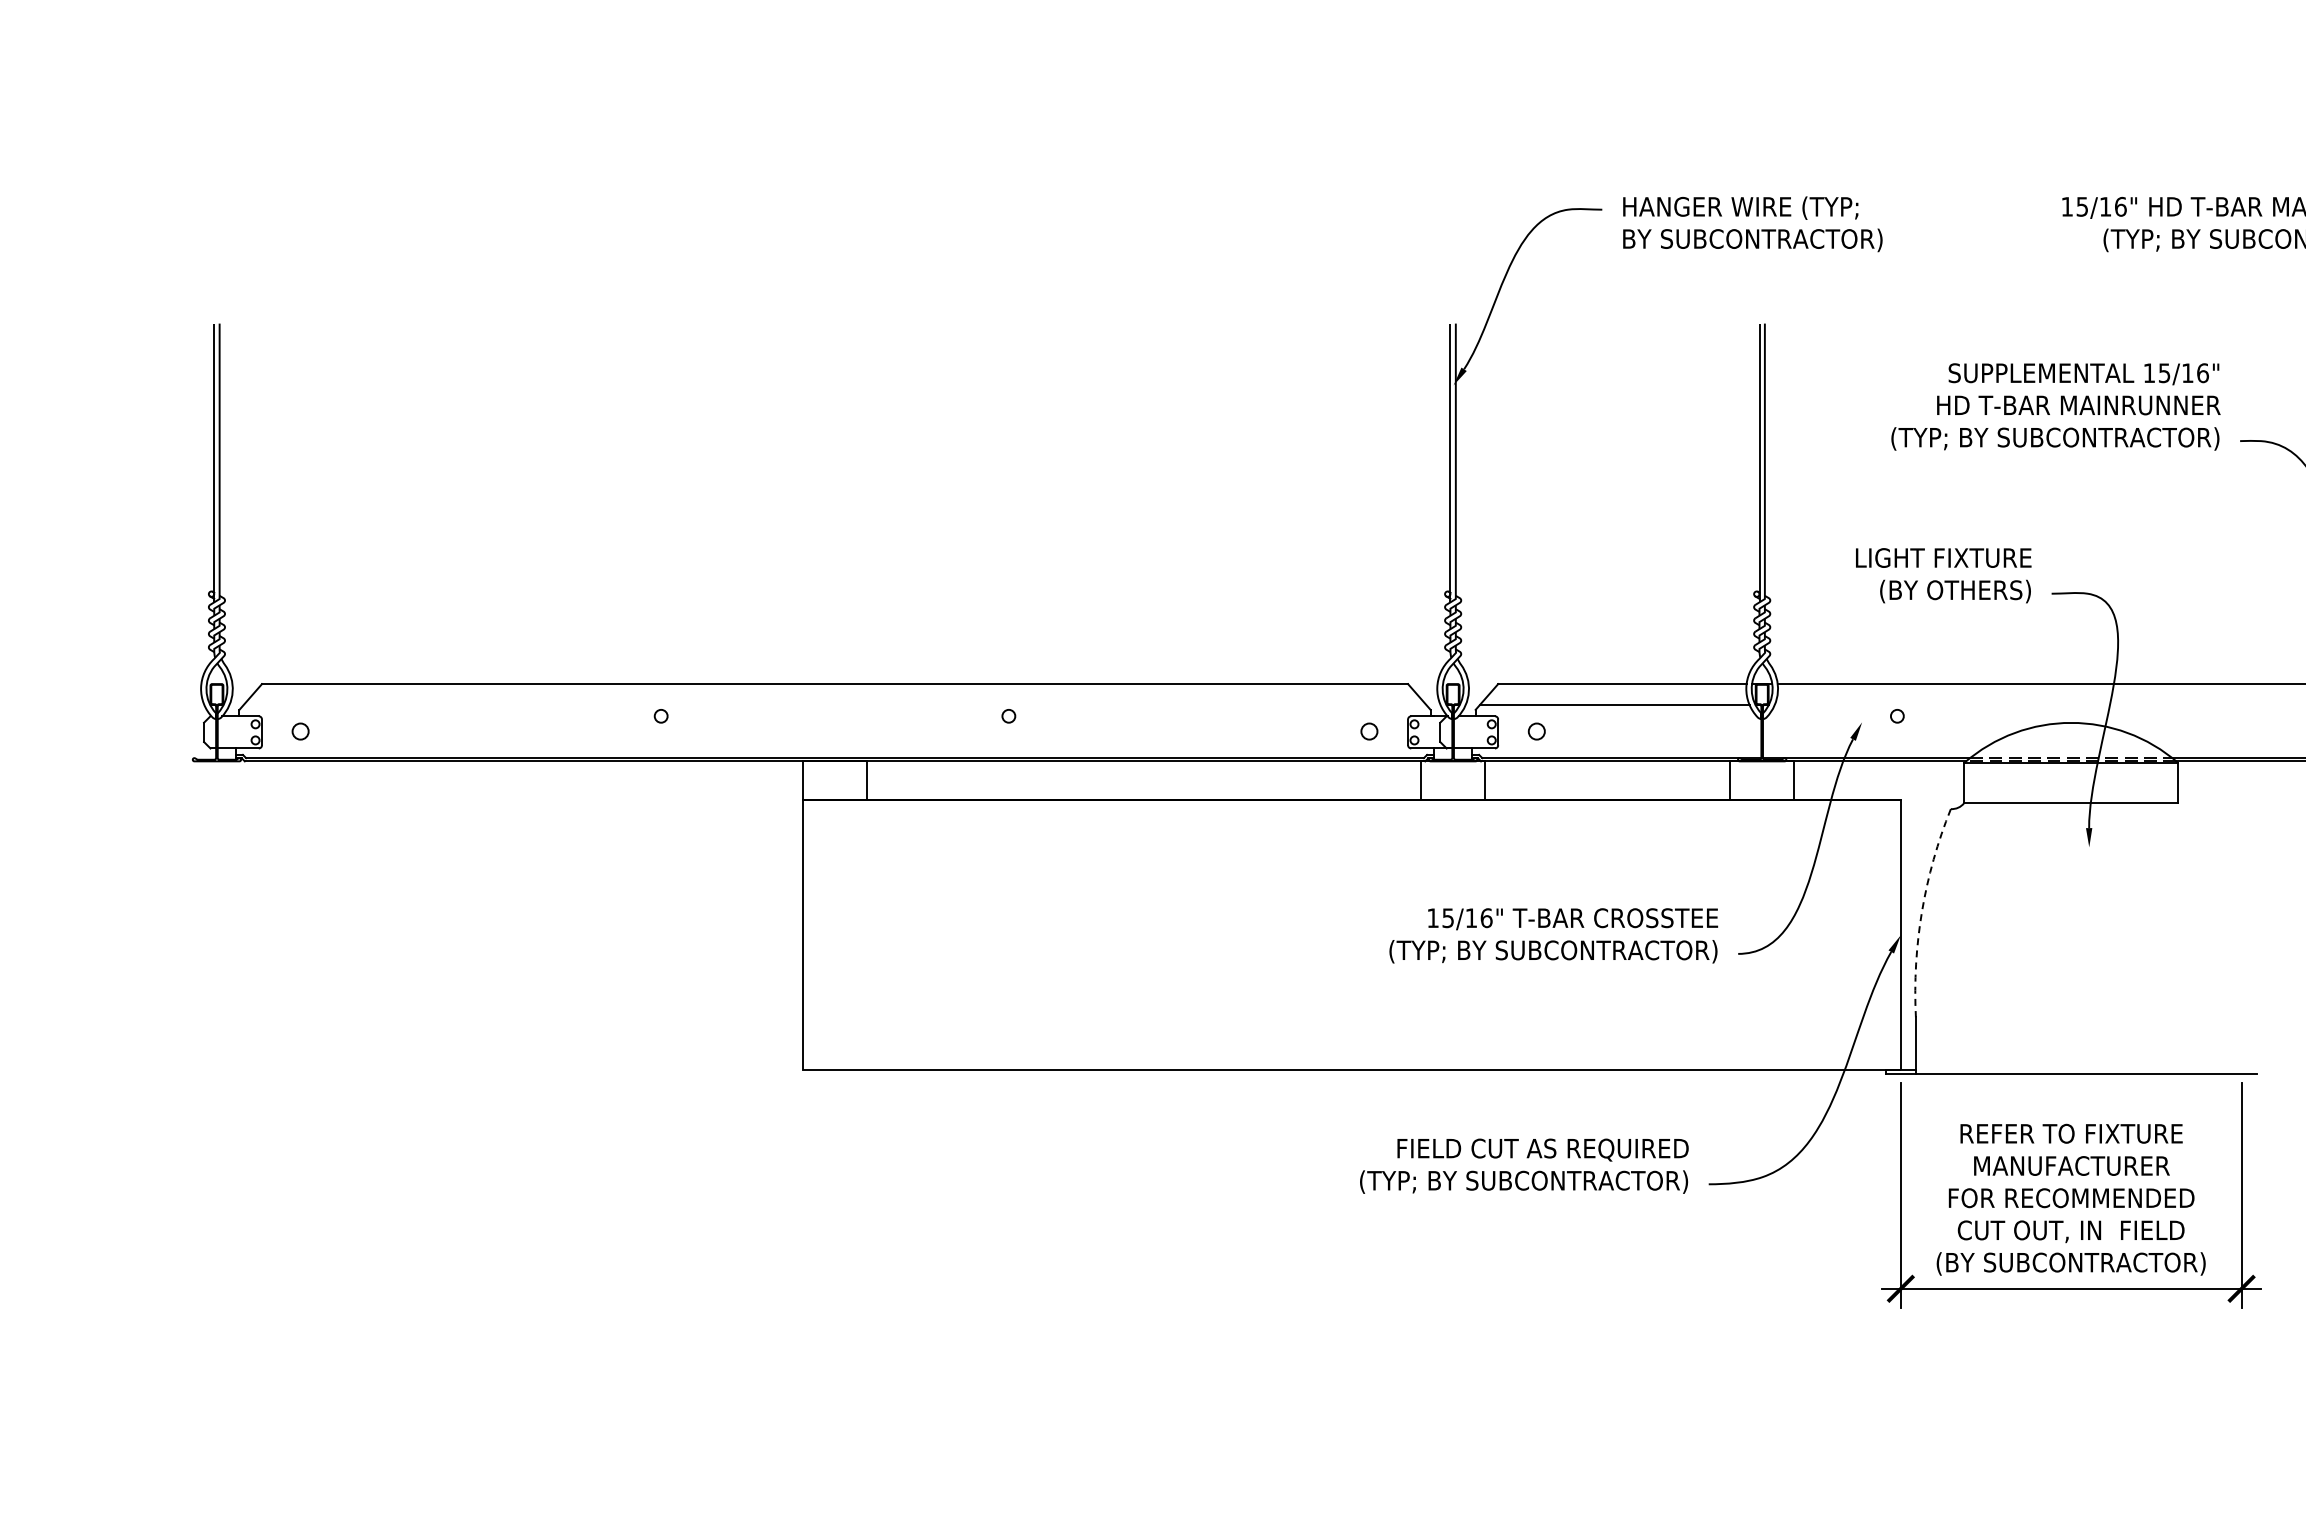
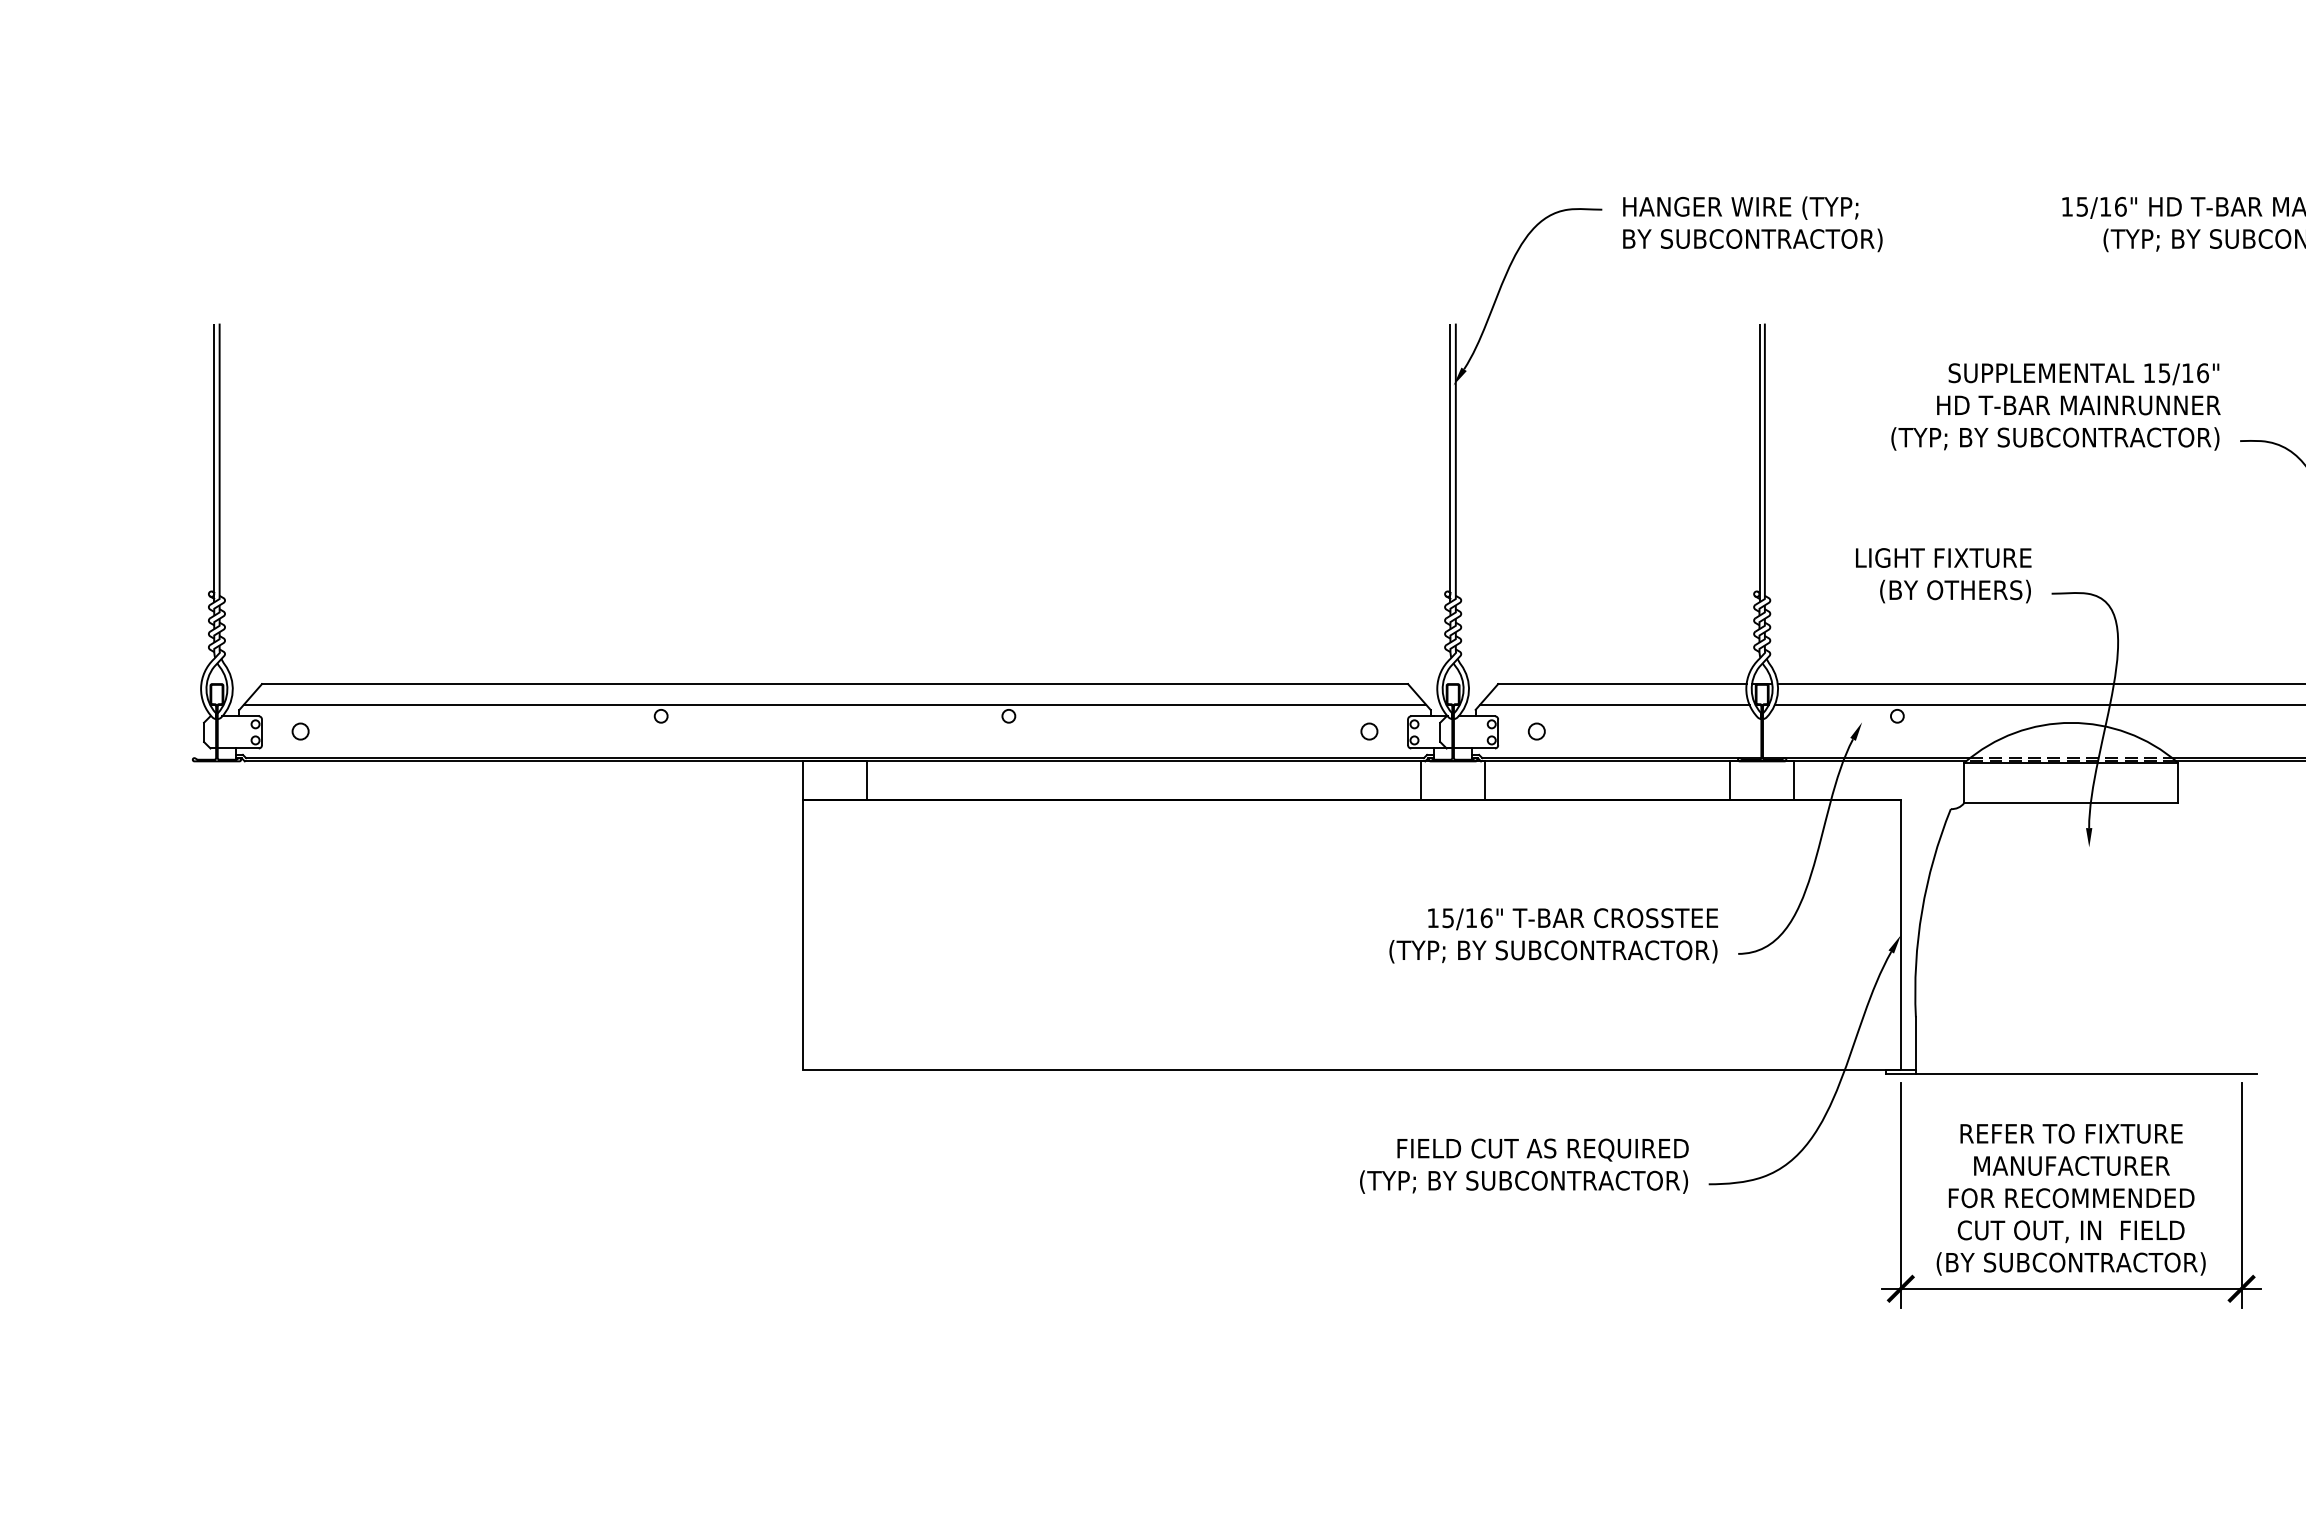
line: none -> present (834, 705)
line: none -> present (2038, 705)
arc: dashed -> solid (1922, 911)
